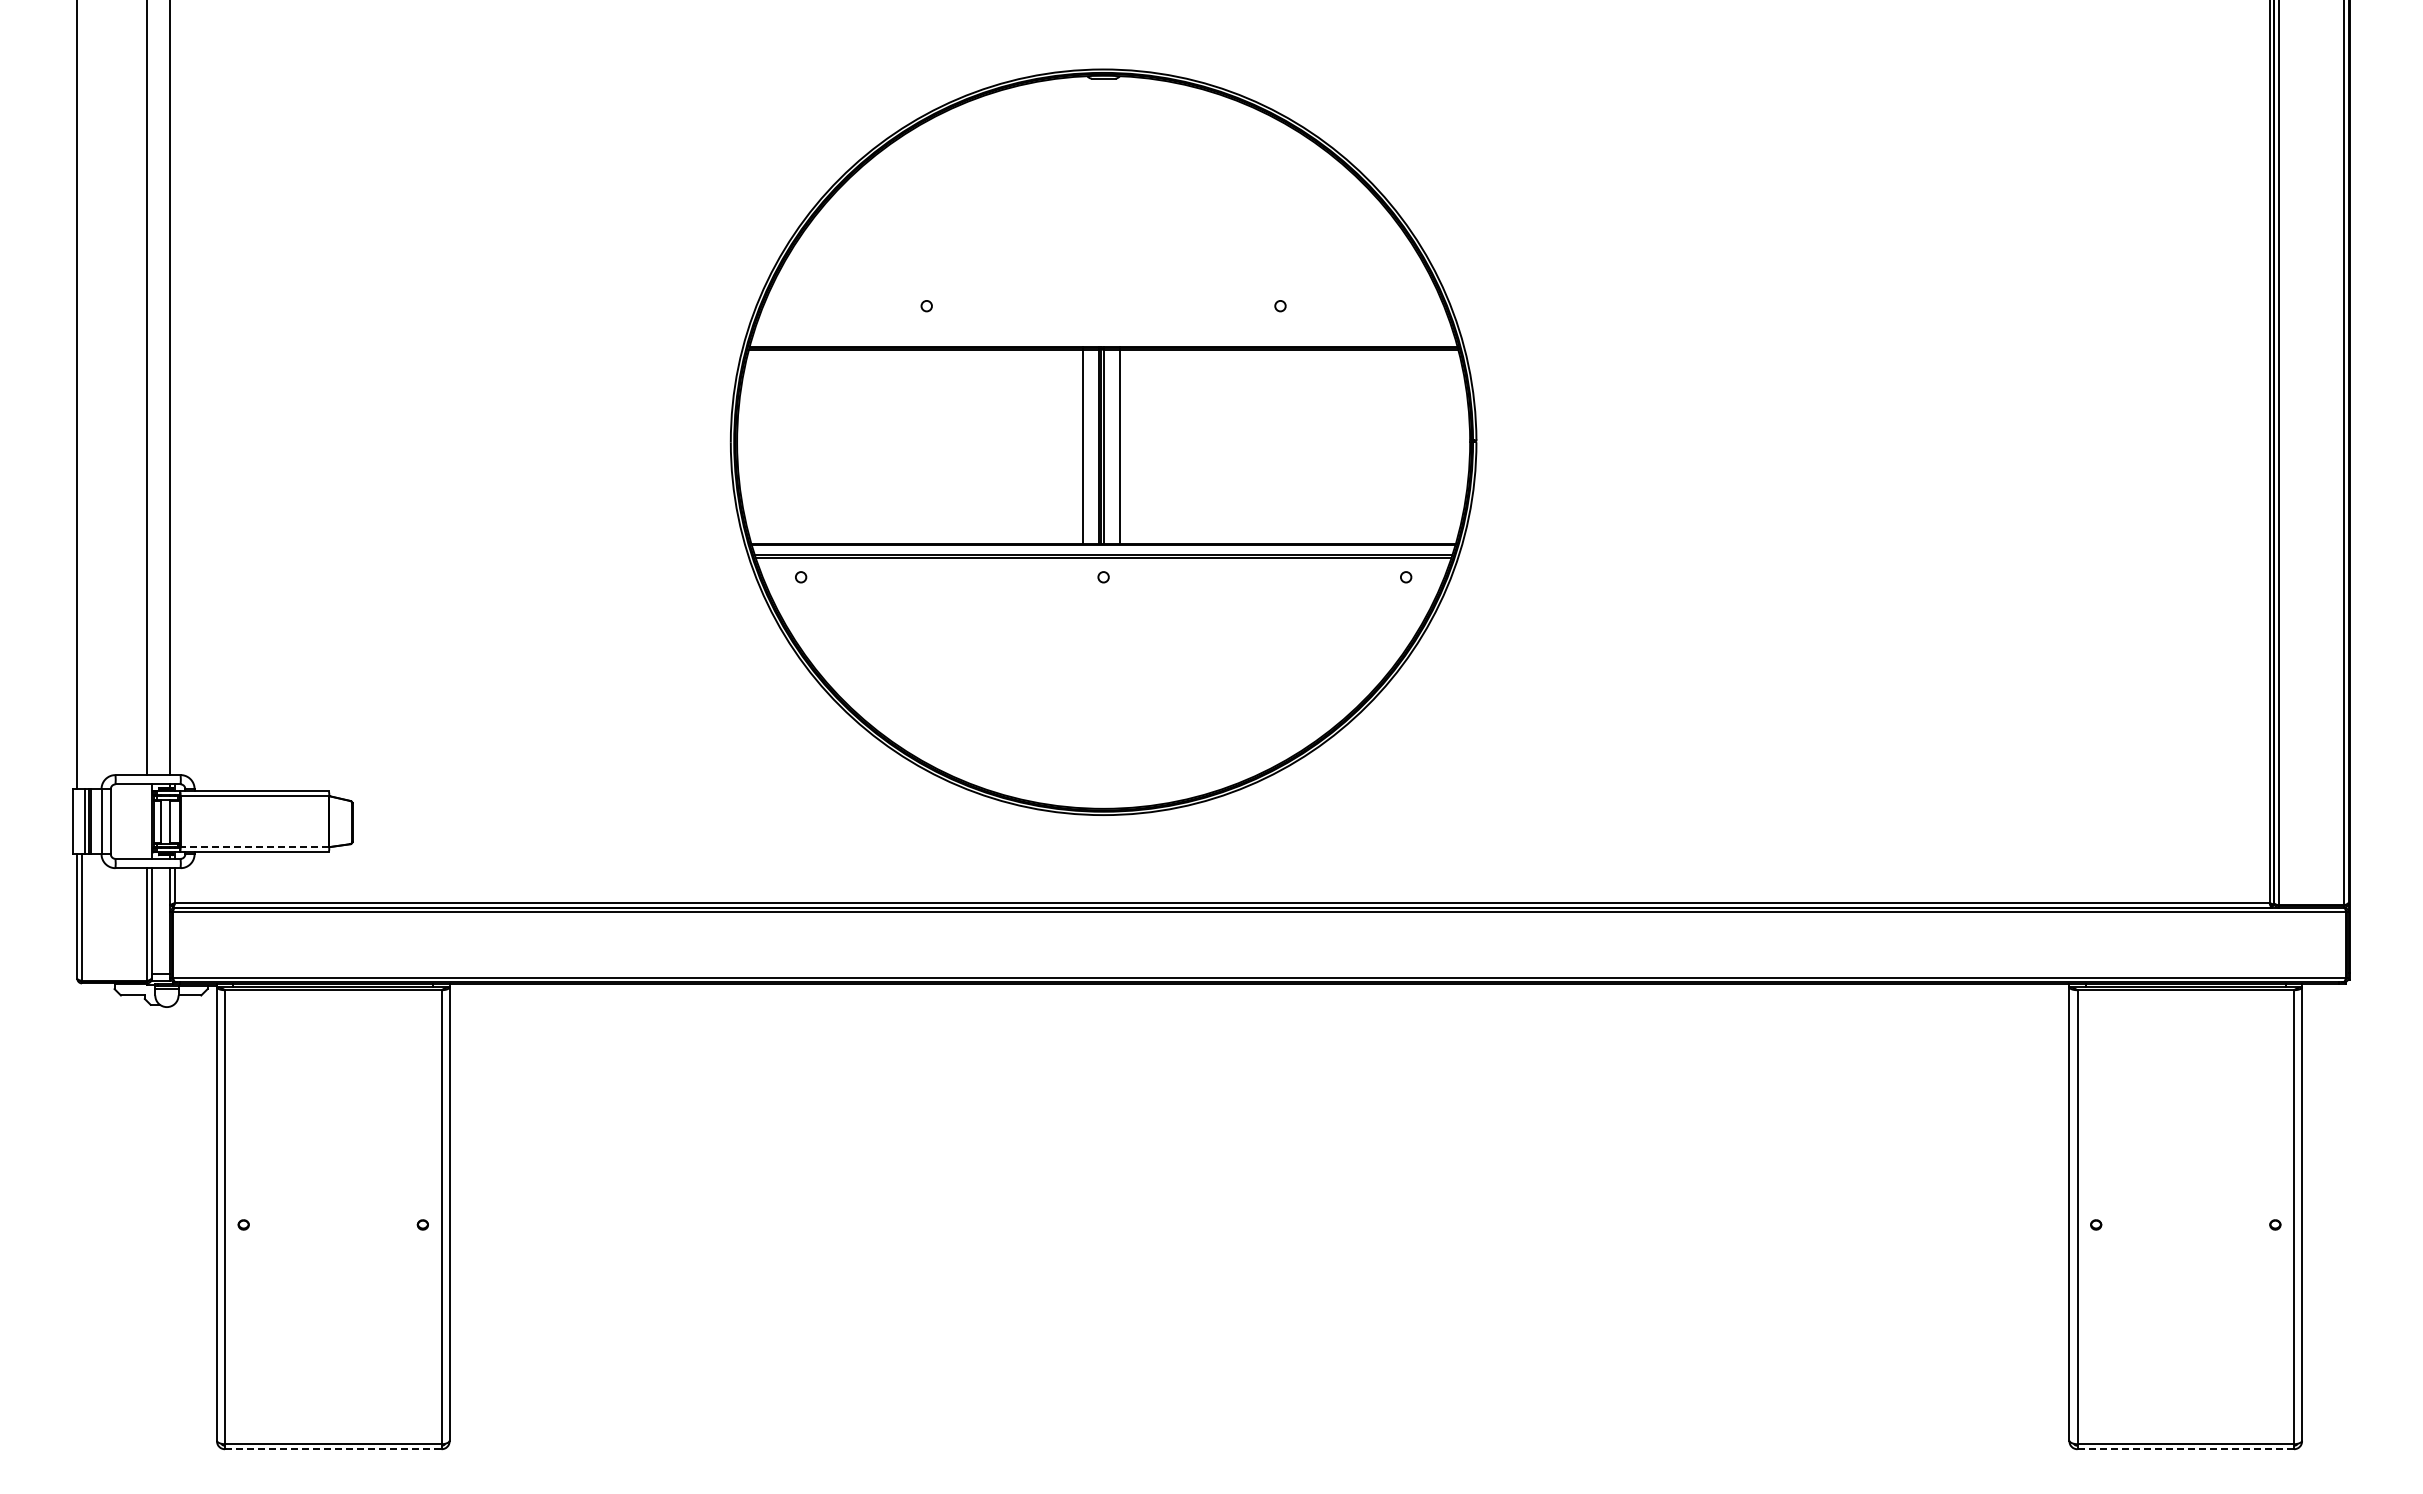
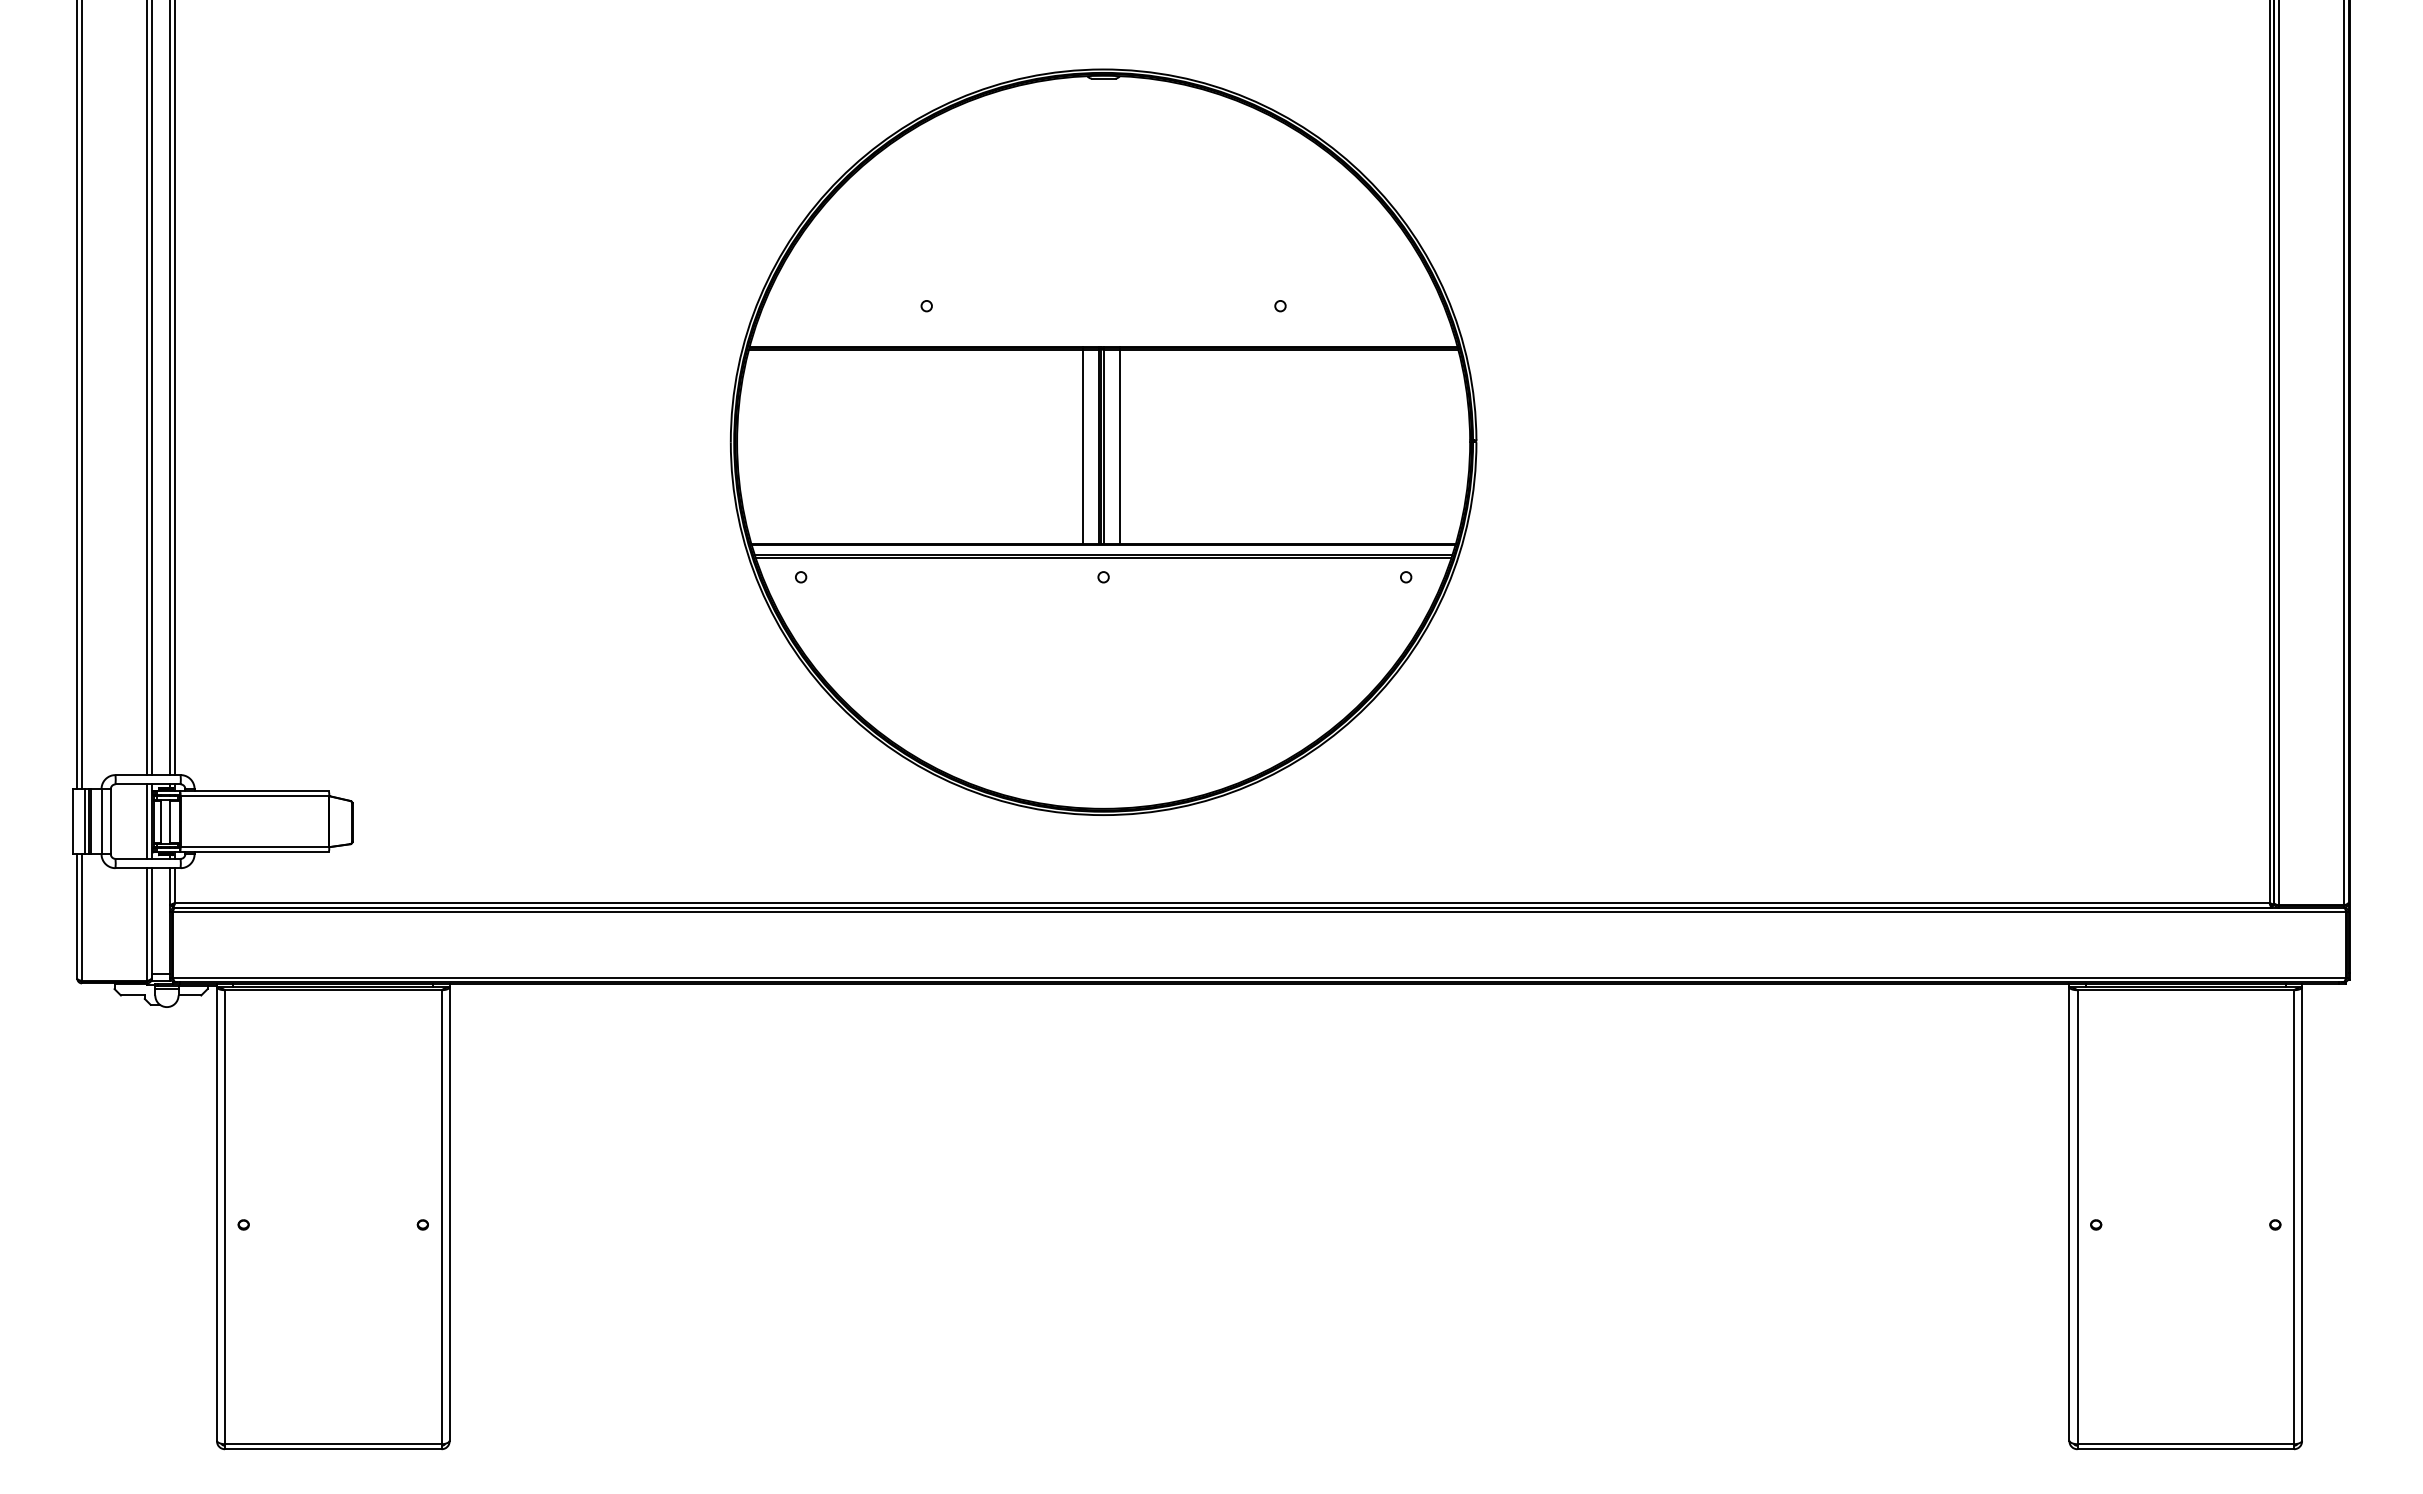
line: none -> present (151, 388)
line: none -> present (175, 388)
line: none -> present (81, 395)
line: none -> present (147, 821)
line: dashed -> solid (254, 847)
line: dashed -> solid (333, 1449)
line: dashed -> solid (2186, 1449)
